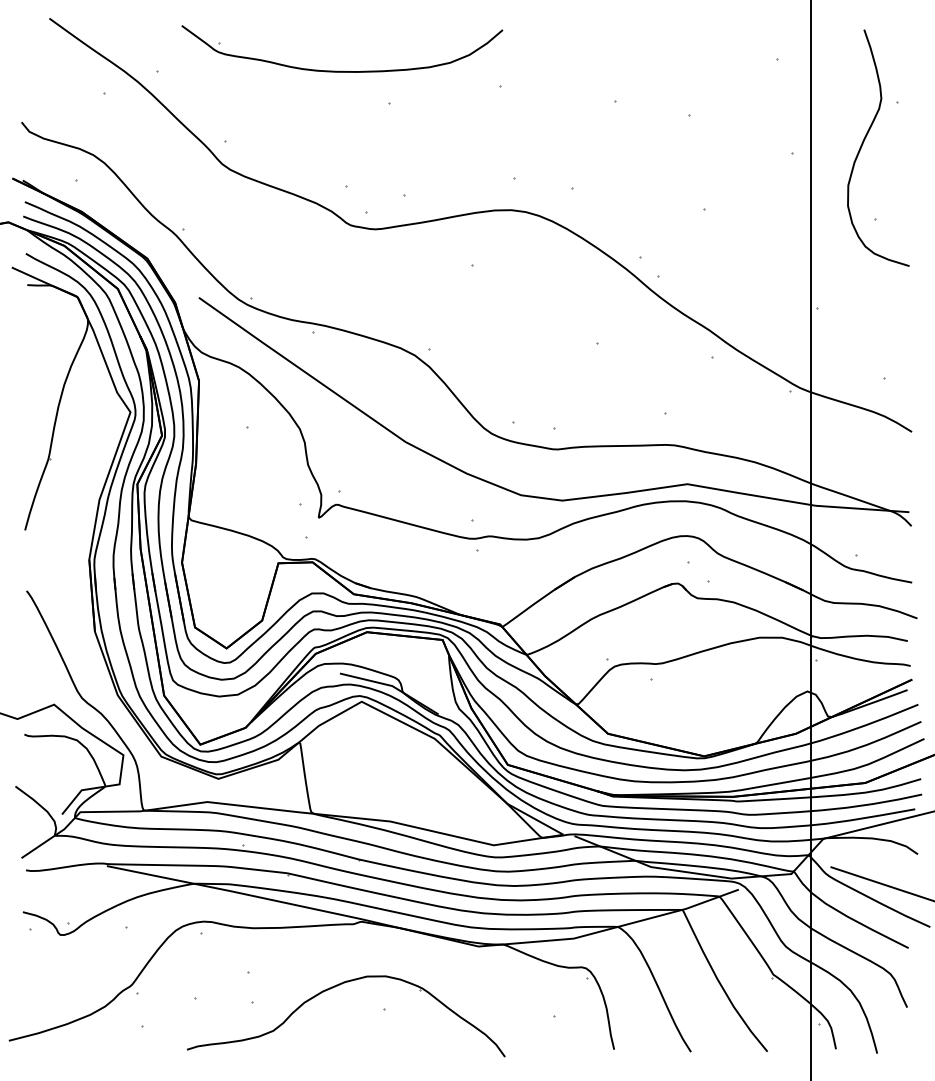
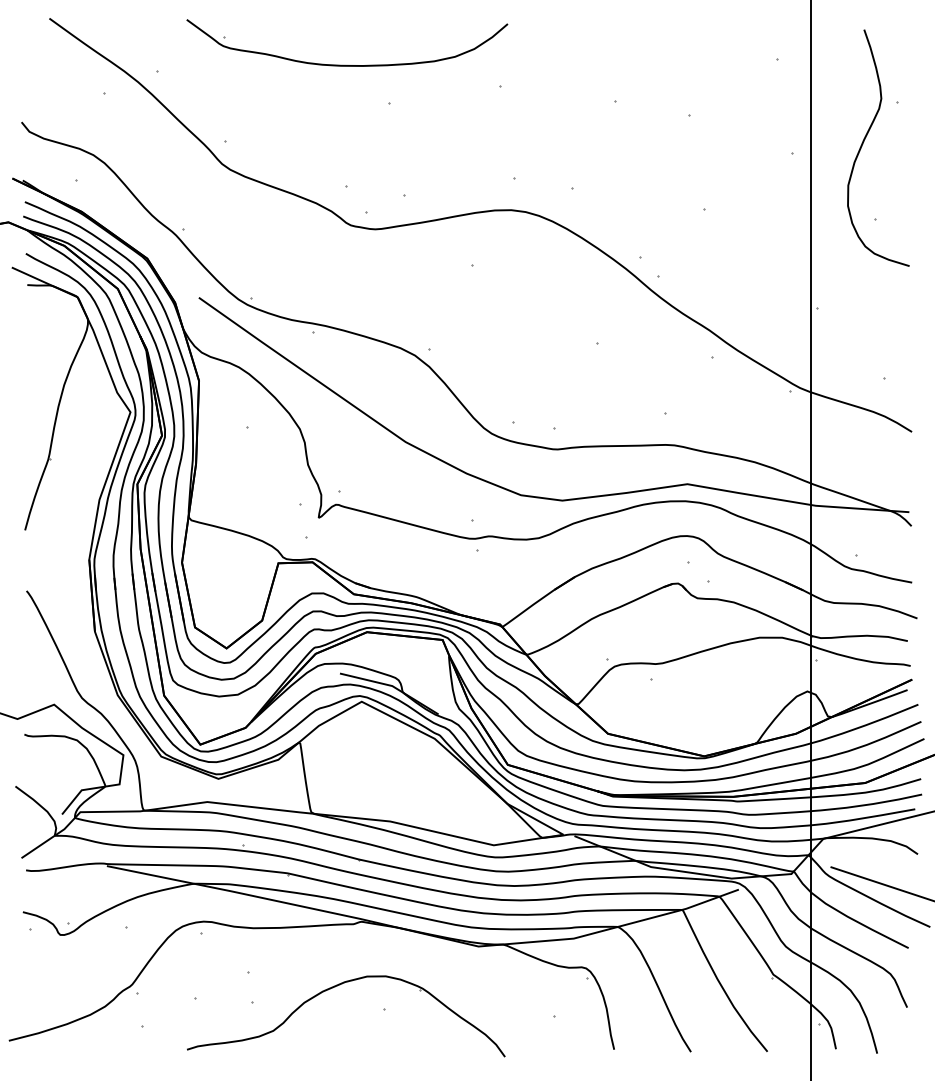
part position: (340, 70) -> (345, 64) (345, 64)
